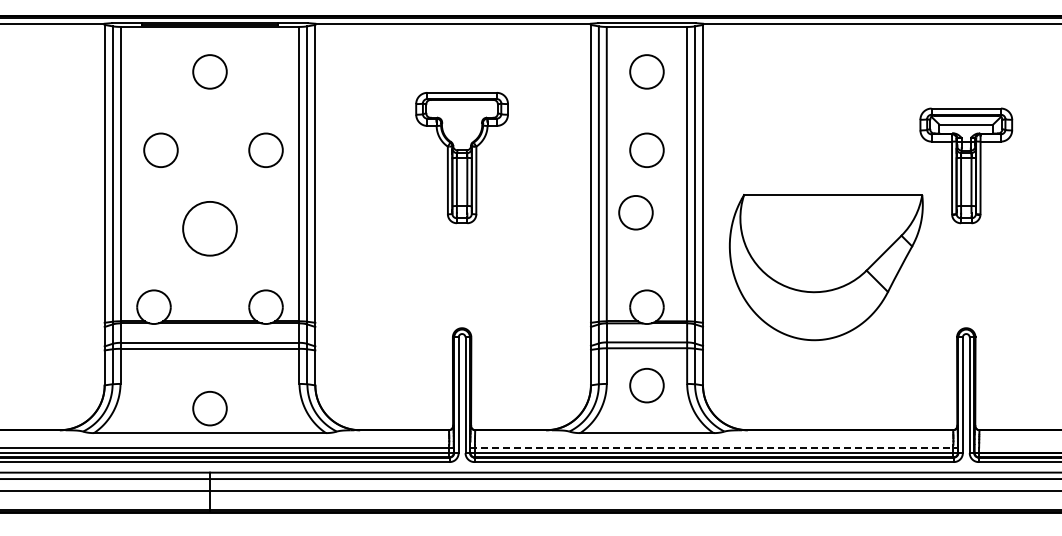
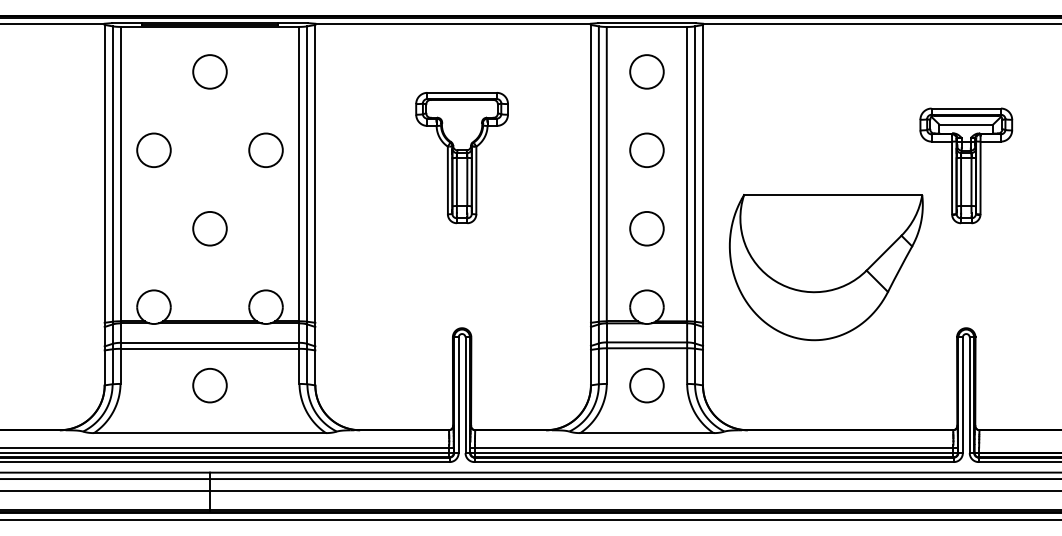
circle position: (160, 149) -> (153, 149) (153, 149)
circle position: (635, 212) -> (646, 228) (646, 228)
circle diameter: 54 px -> 34 px (209, 228)
circle position: (209, 408) -> (209, 385) (209, 385)
line: dashed -> solid (714, 448)
line: none -> present (530, 520)
